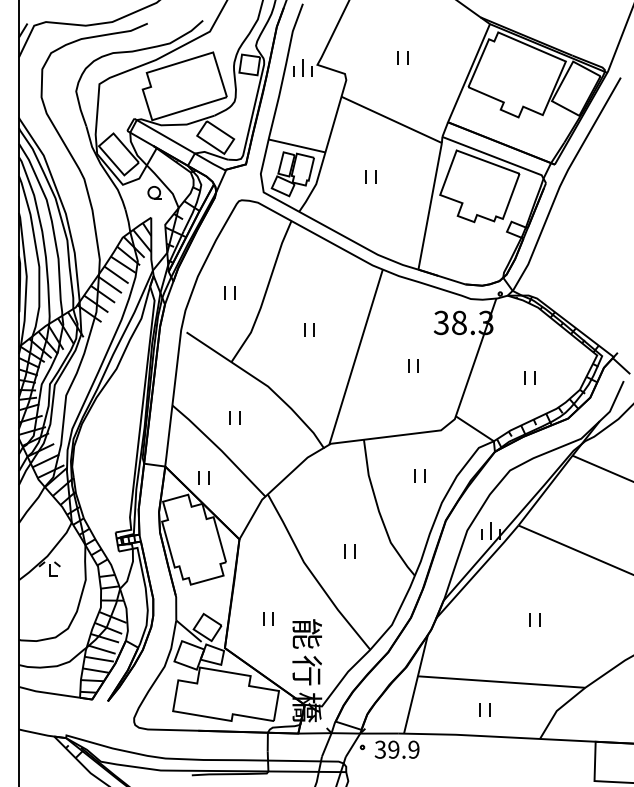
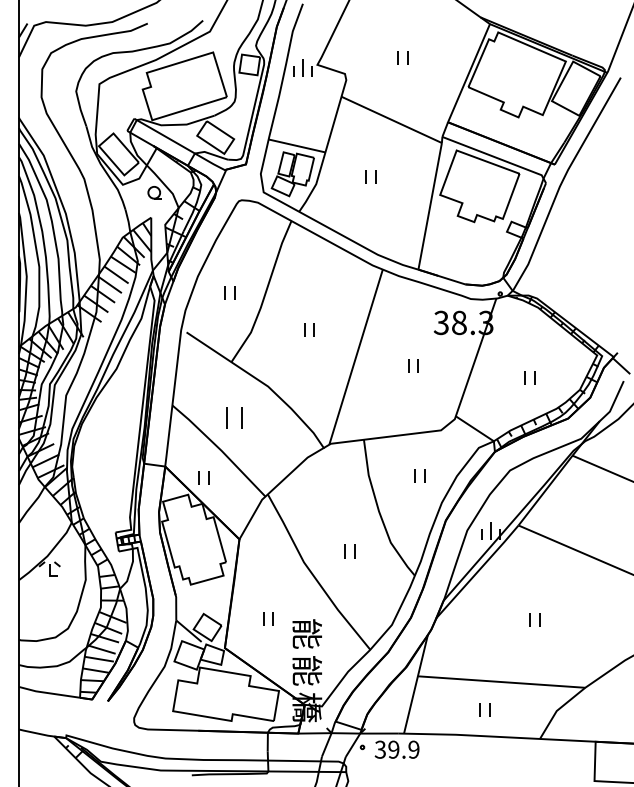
part size: 12x14 px -> 17x22 px (234, 417)
text: 行 -> 能 (307, 670)
